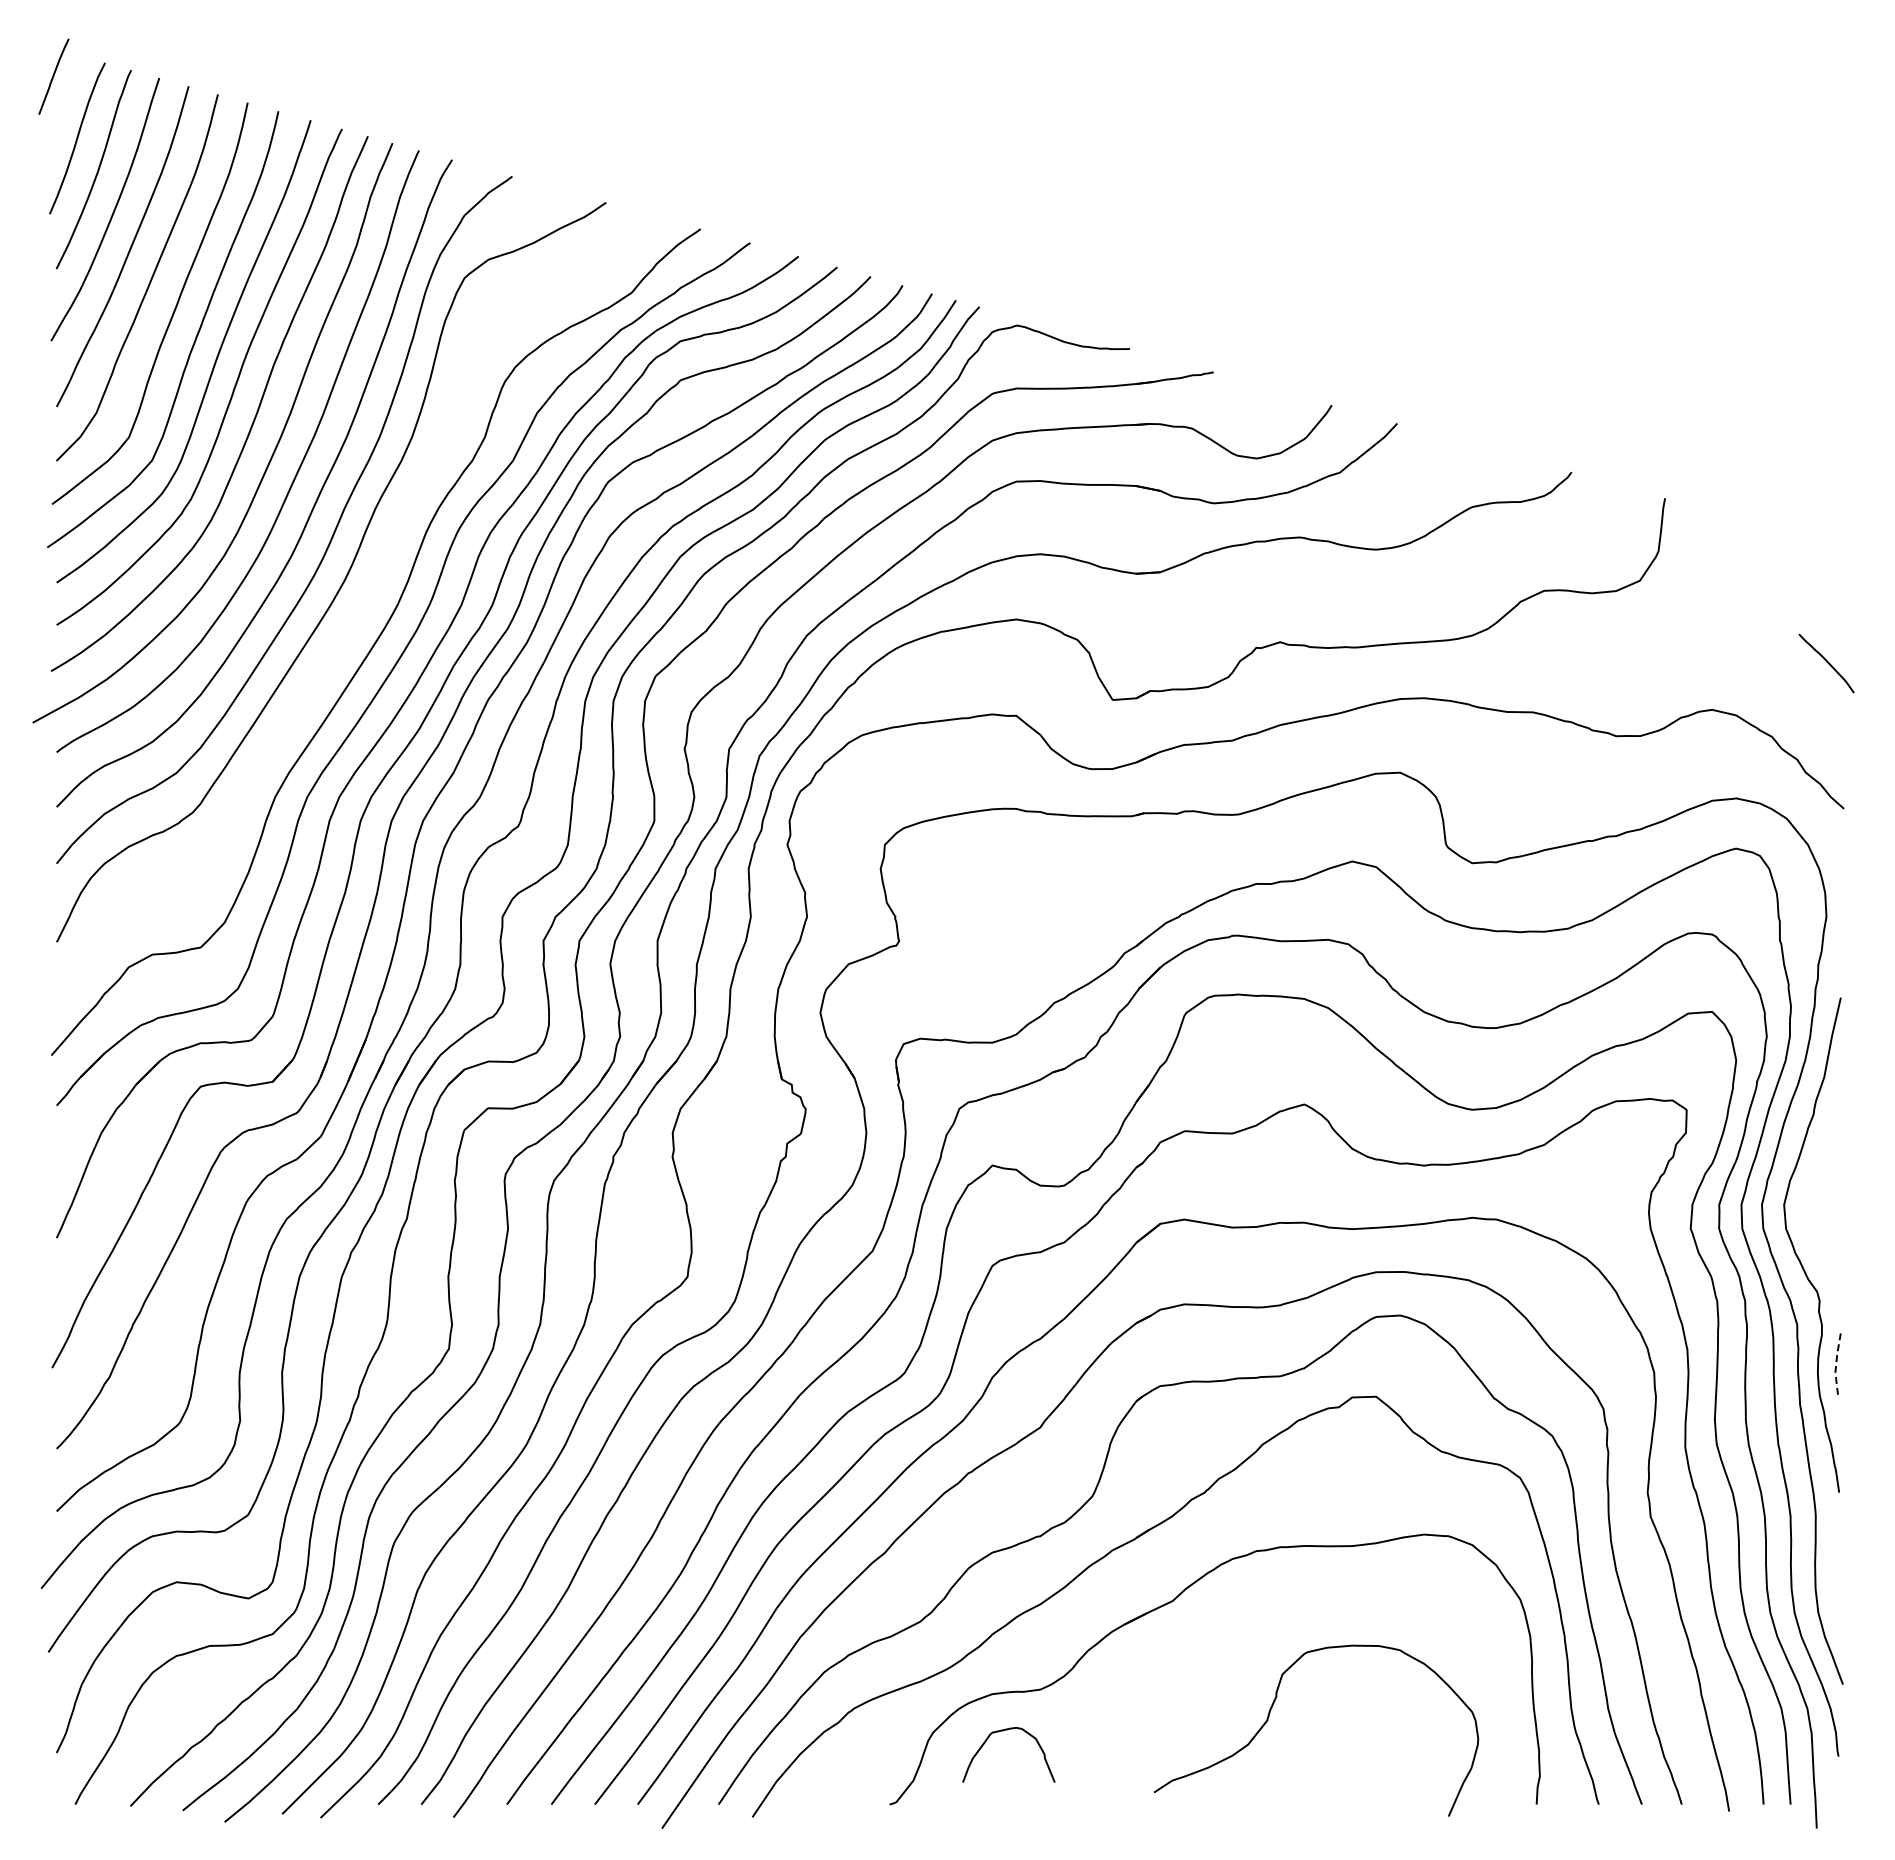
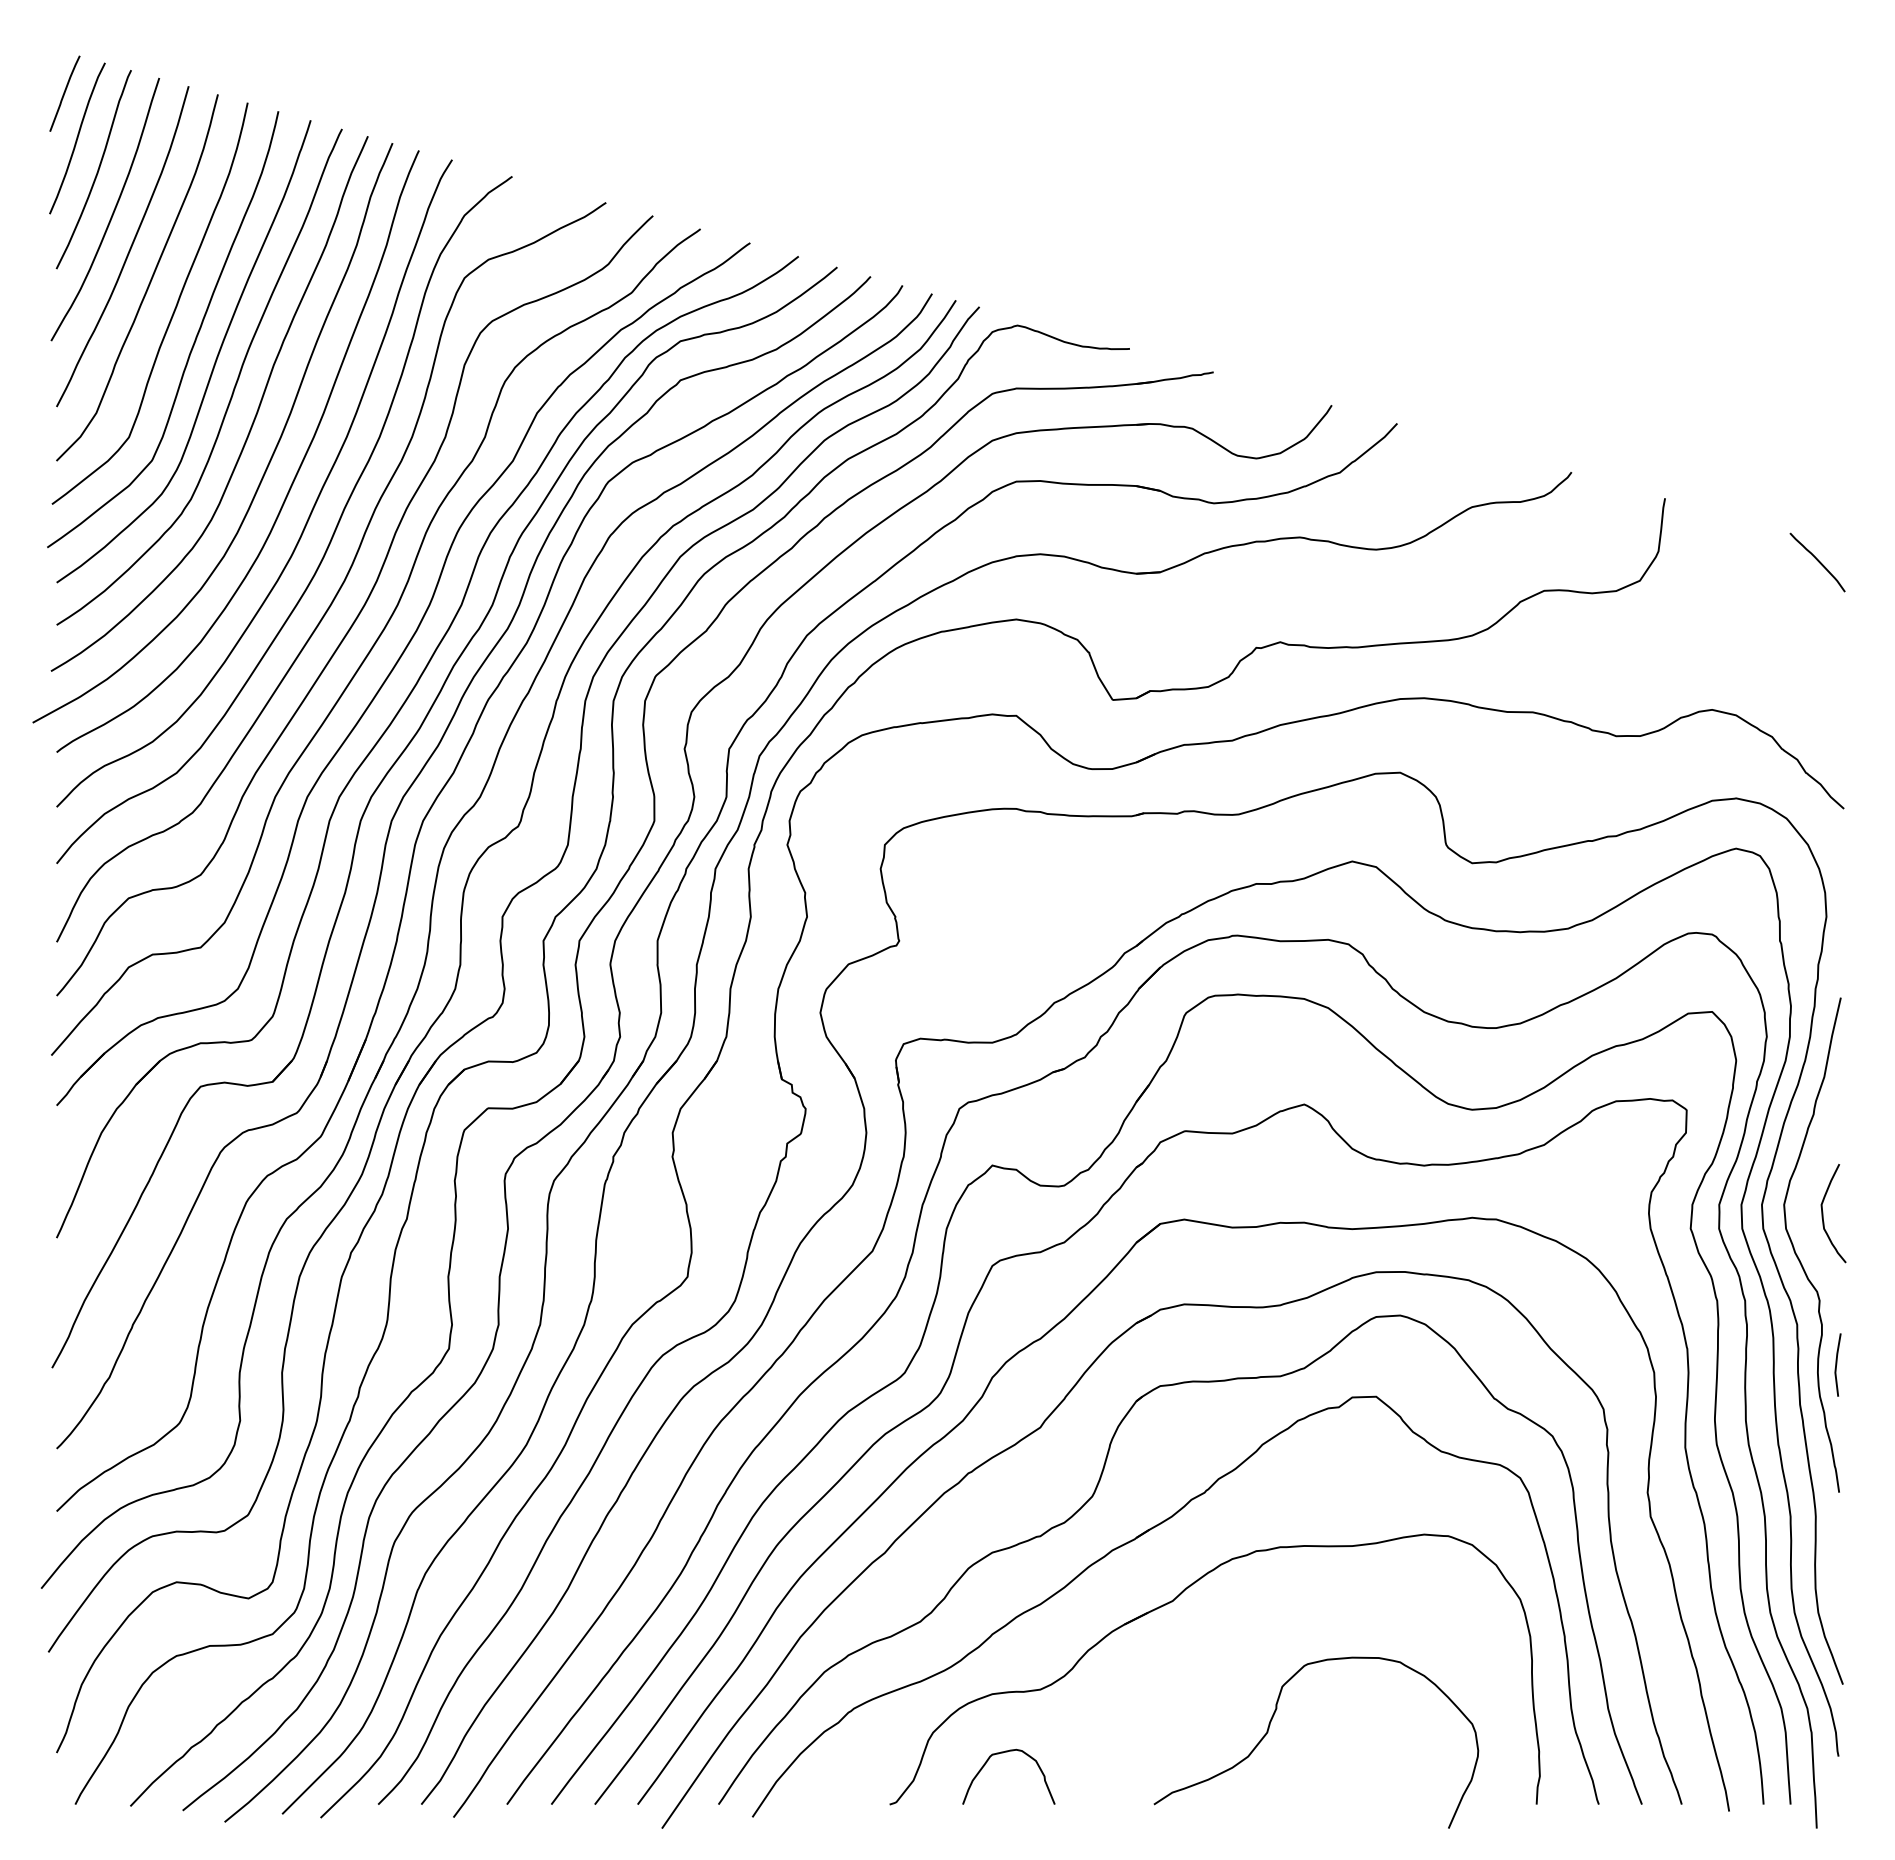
curve position: (53, 76) -> (64, 93) (64, 93)
curve: none -> present (360, 609)
curve position: (1826, 662) -> (1817, 561) (1817, 561)
curve: none -> present (1823, 1213)
line: dashed -> solid (1836, 1365)
curve position: (1269, 1717) -> (1269, 1729) (1269, 1729)
curve position: (1003, 1731) -> (1003, 1753) (1003, 1753)
